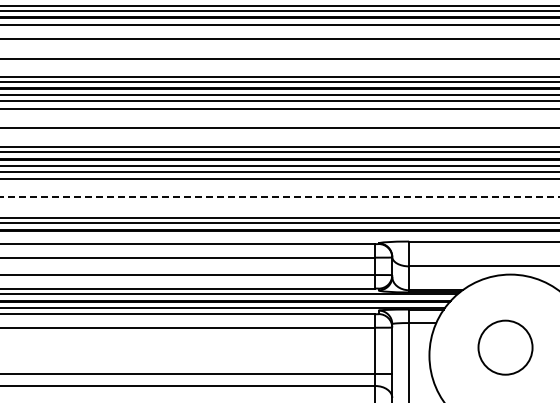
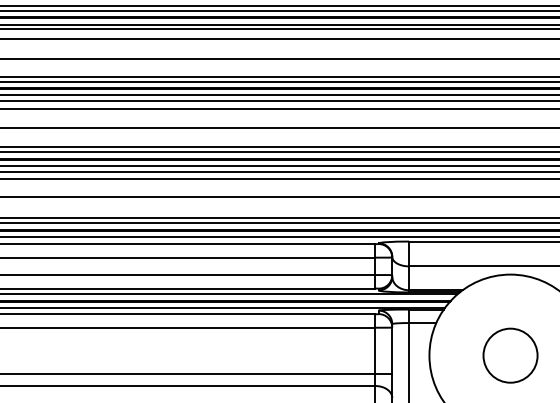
line: none -> present (279, 29)
line: dashed -> solid (280, 197)
line: none -> present (279, 237)
circle position: (505, 347) -> (510, 355) (510, 355)
